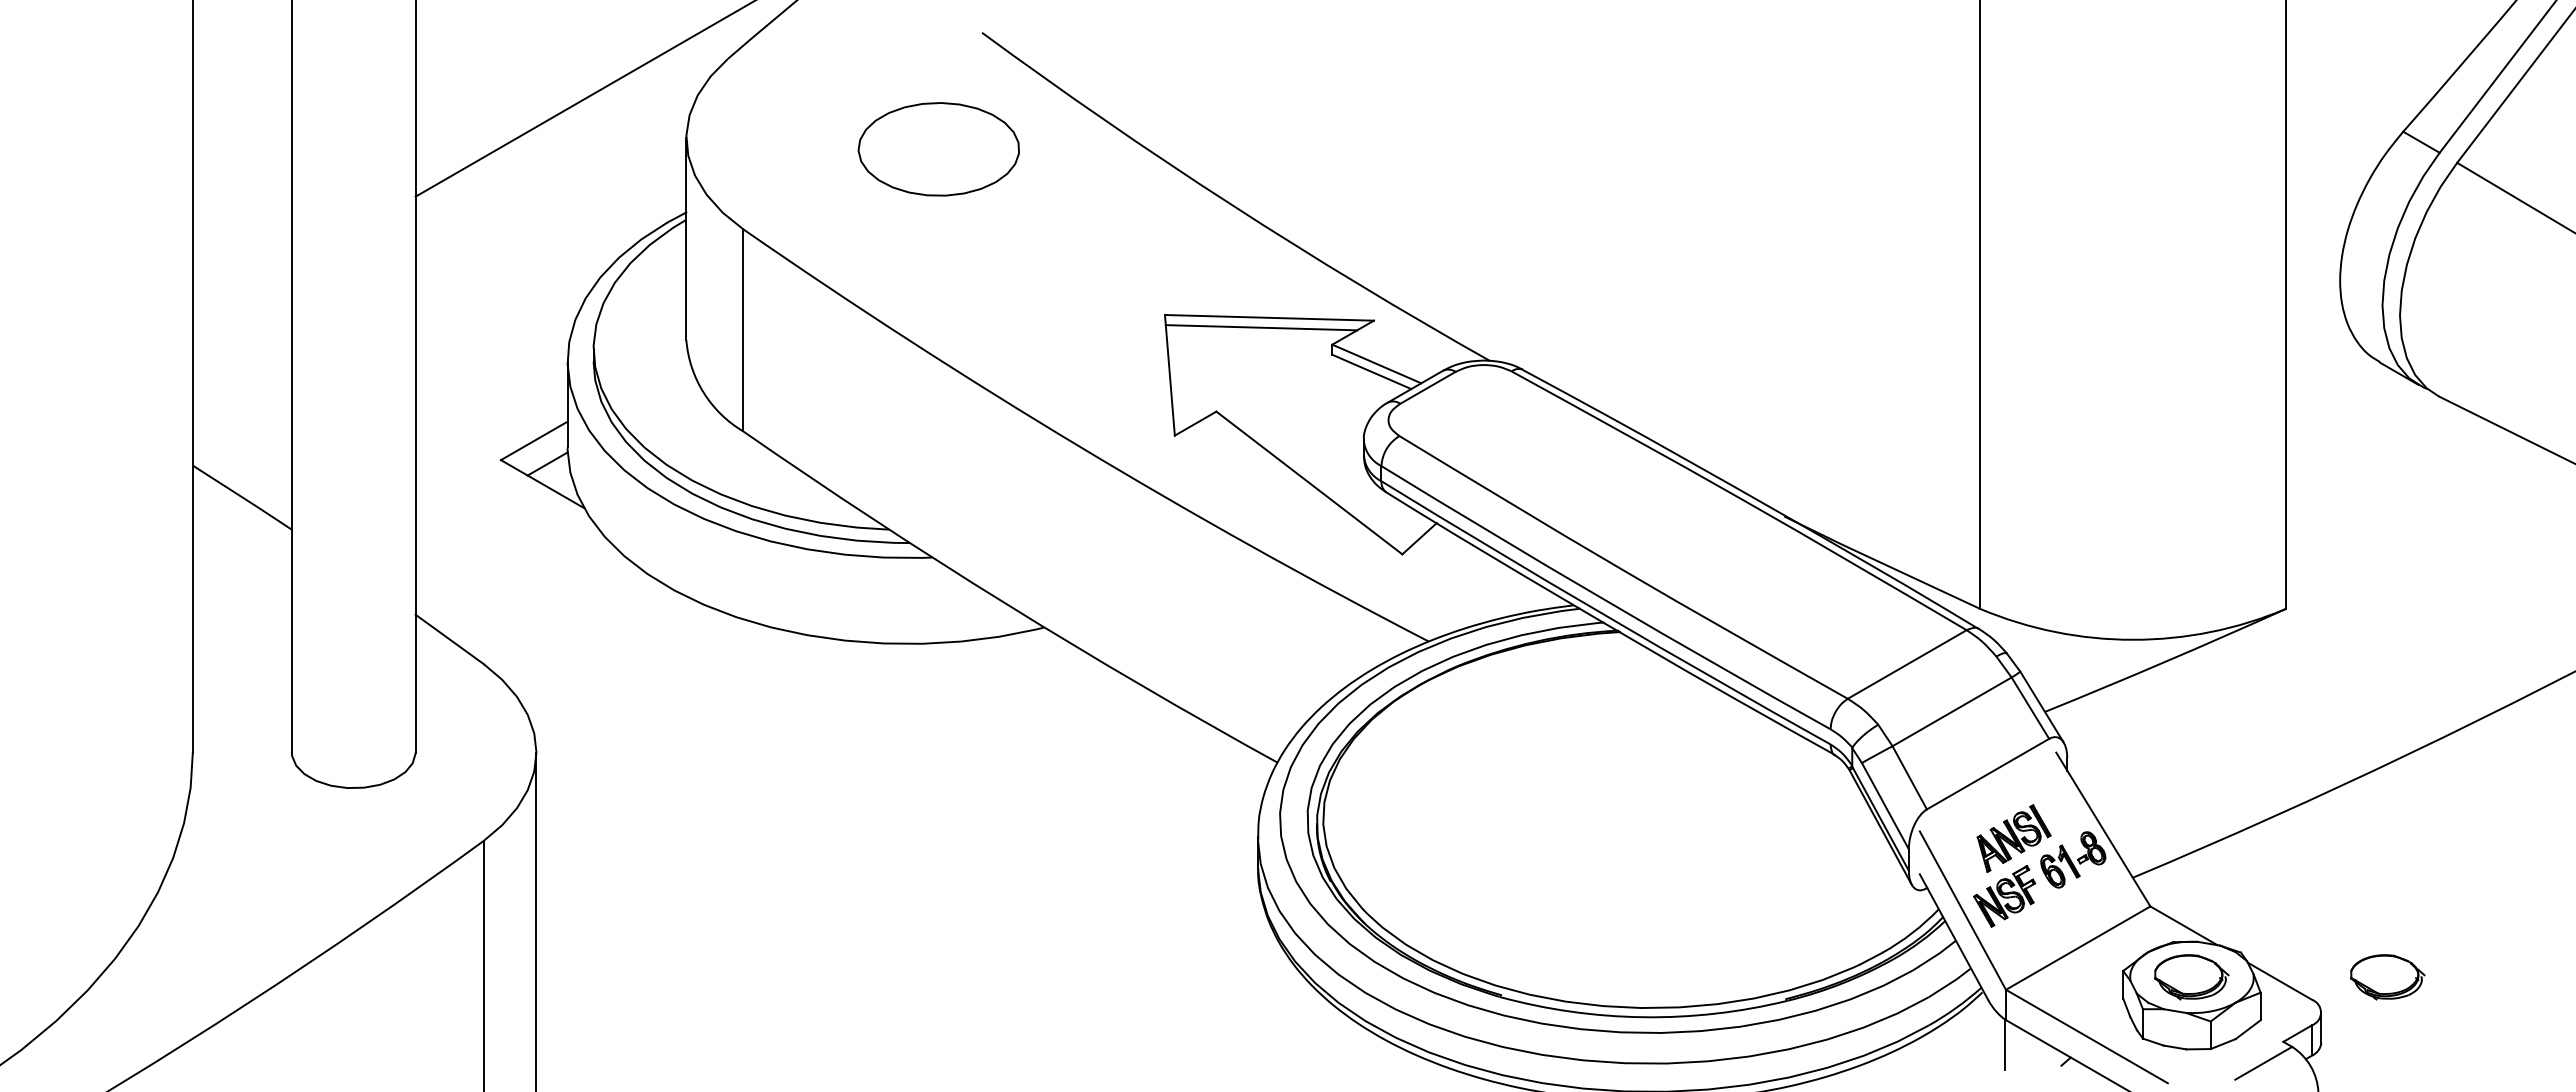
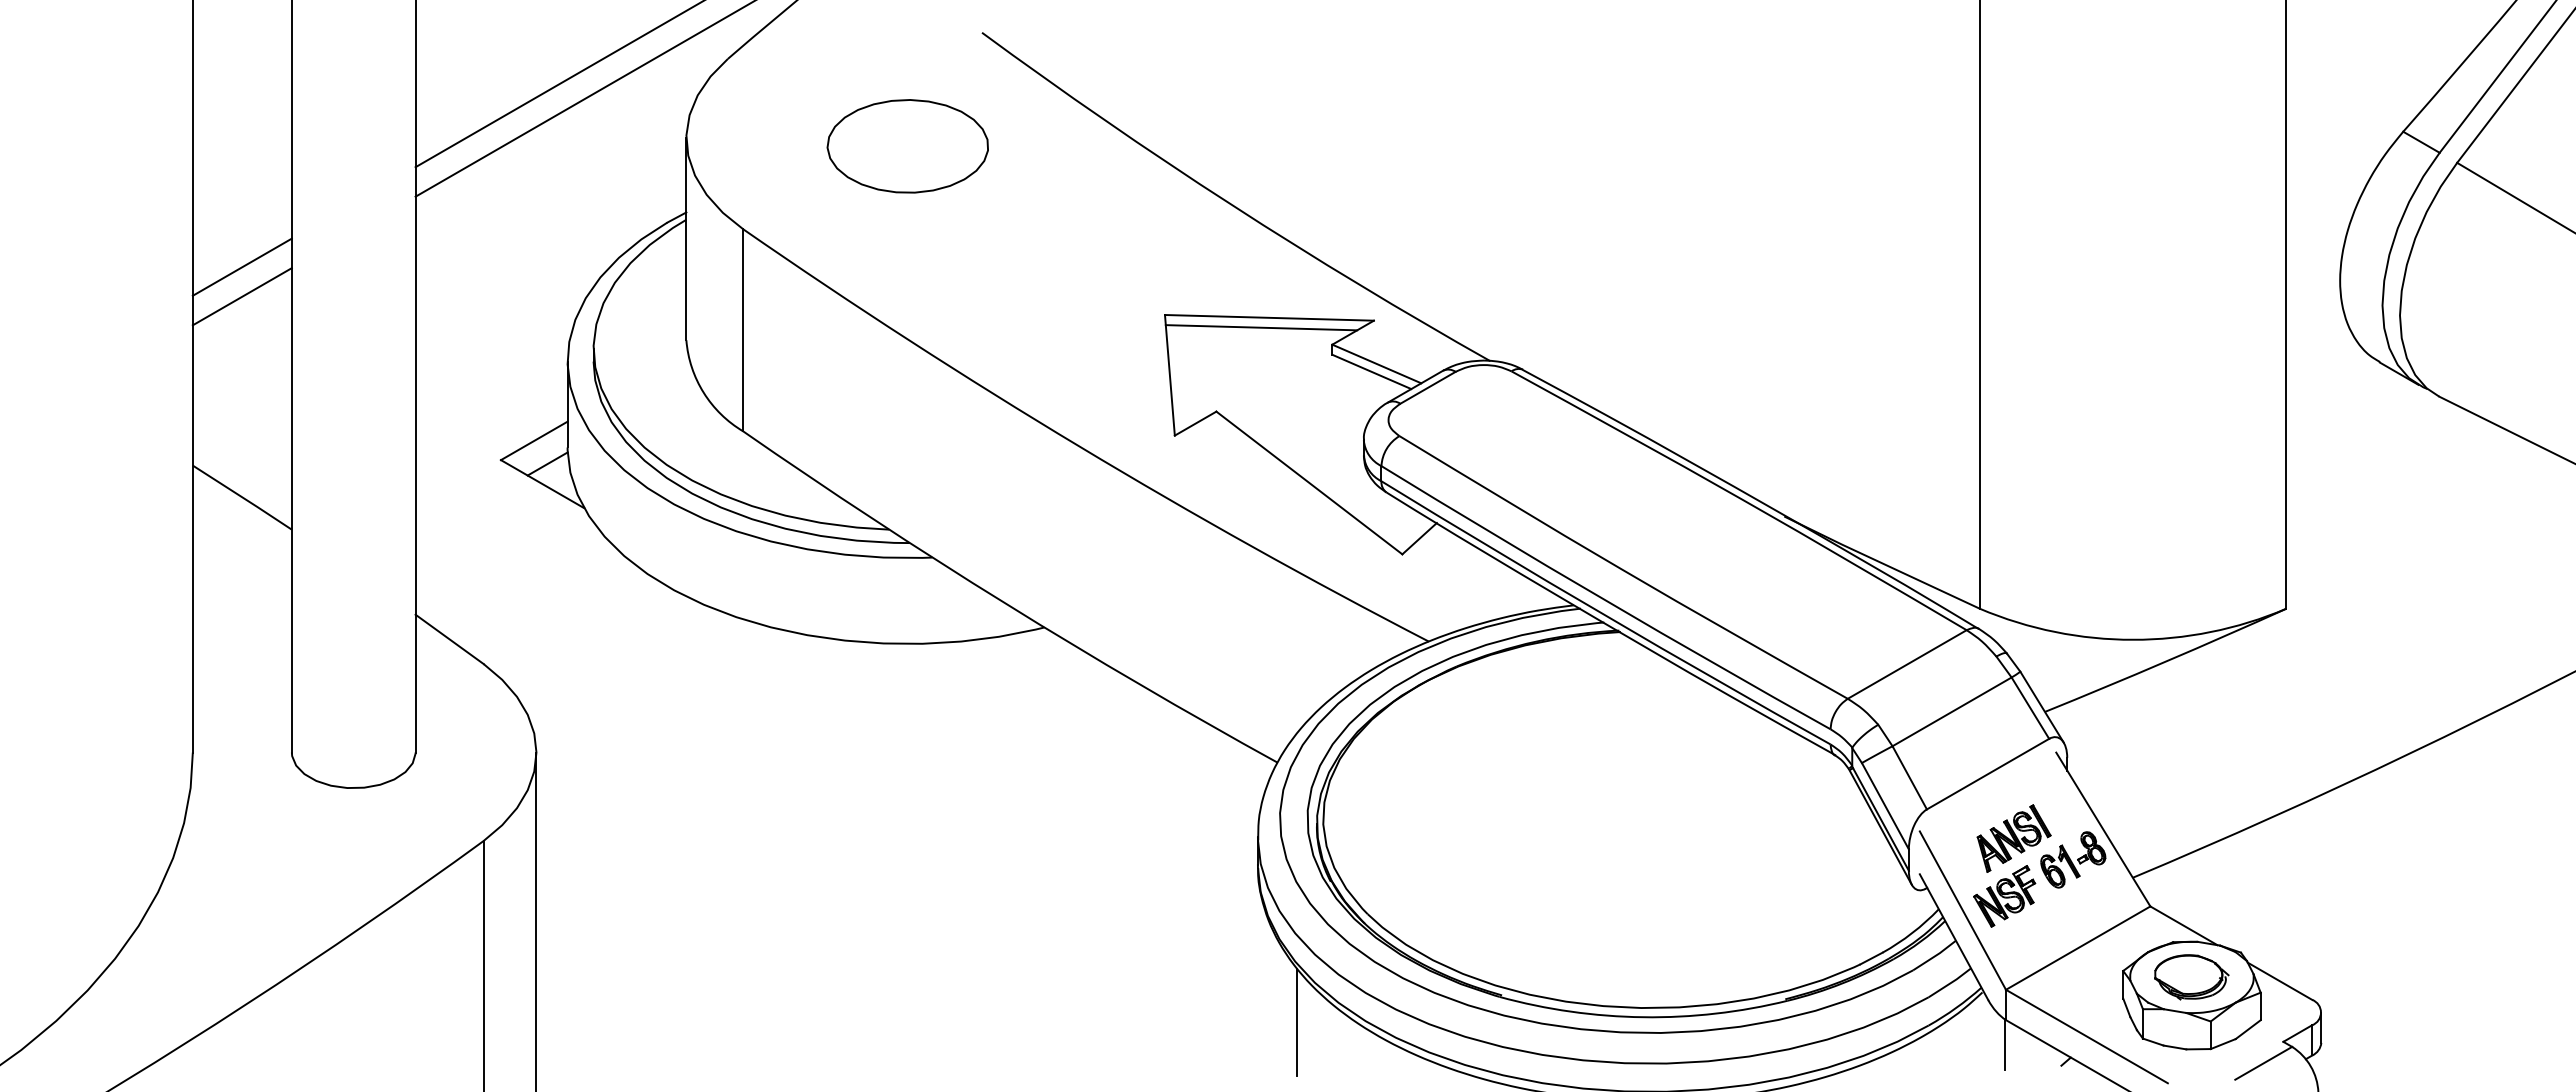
line: none -> present (558, 84)
part position: (938, 149) -> (907, 146) (907, 146)
line: none -> present (241, 266)
line: none -> present (241, 296)
part: present -> none (2387, 977)
line: none -> present (1297, 1021)
